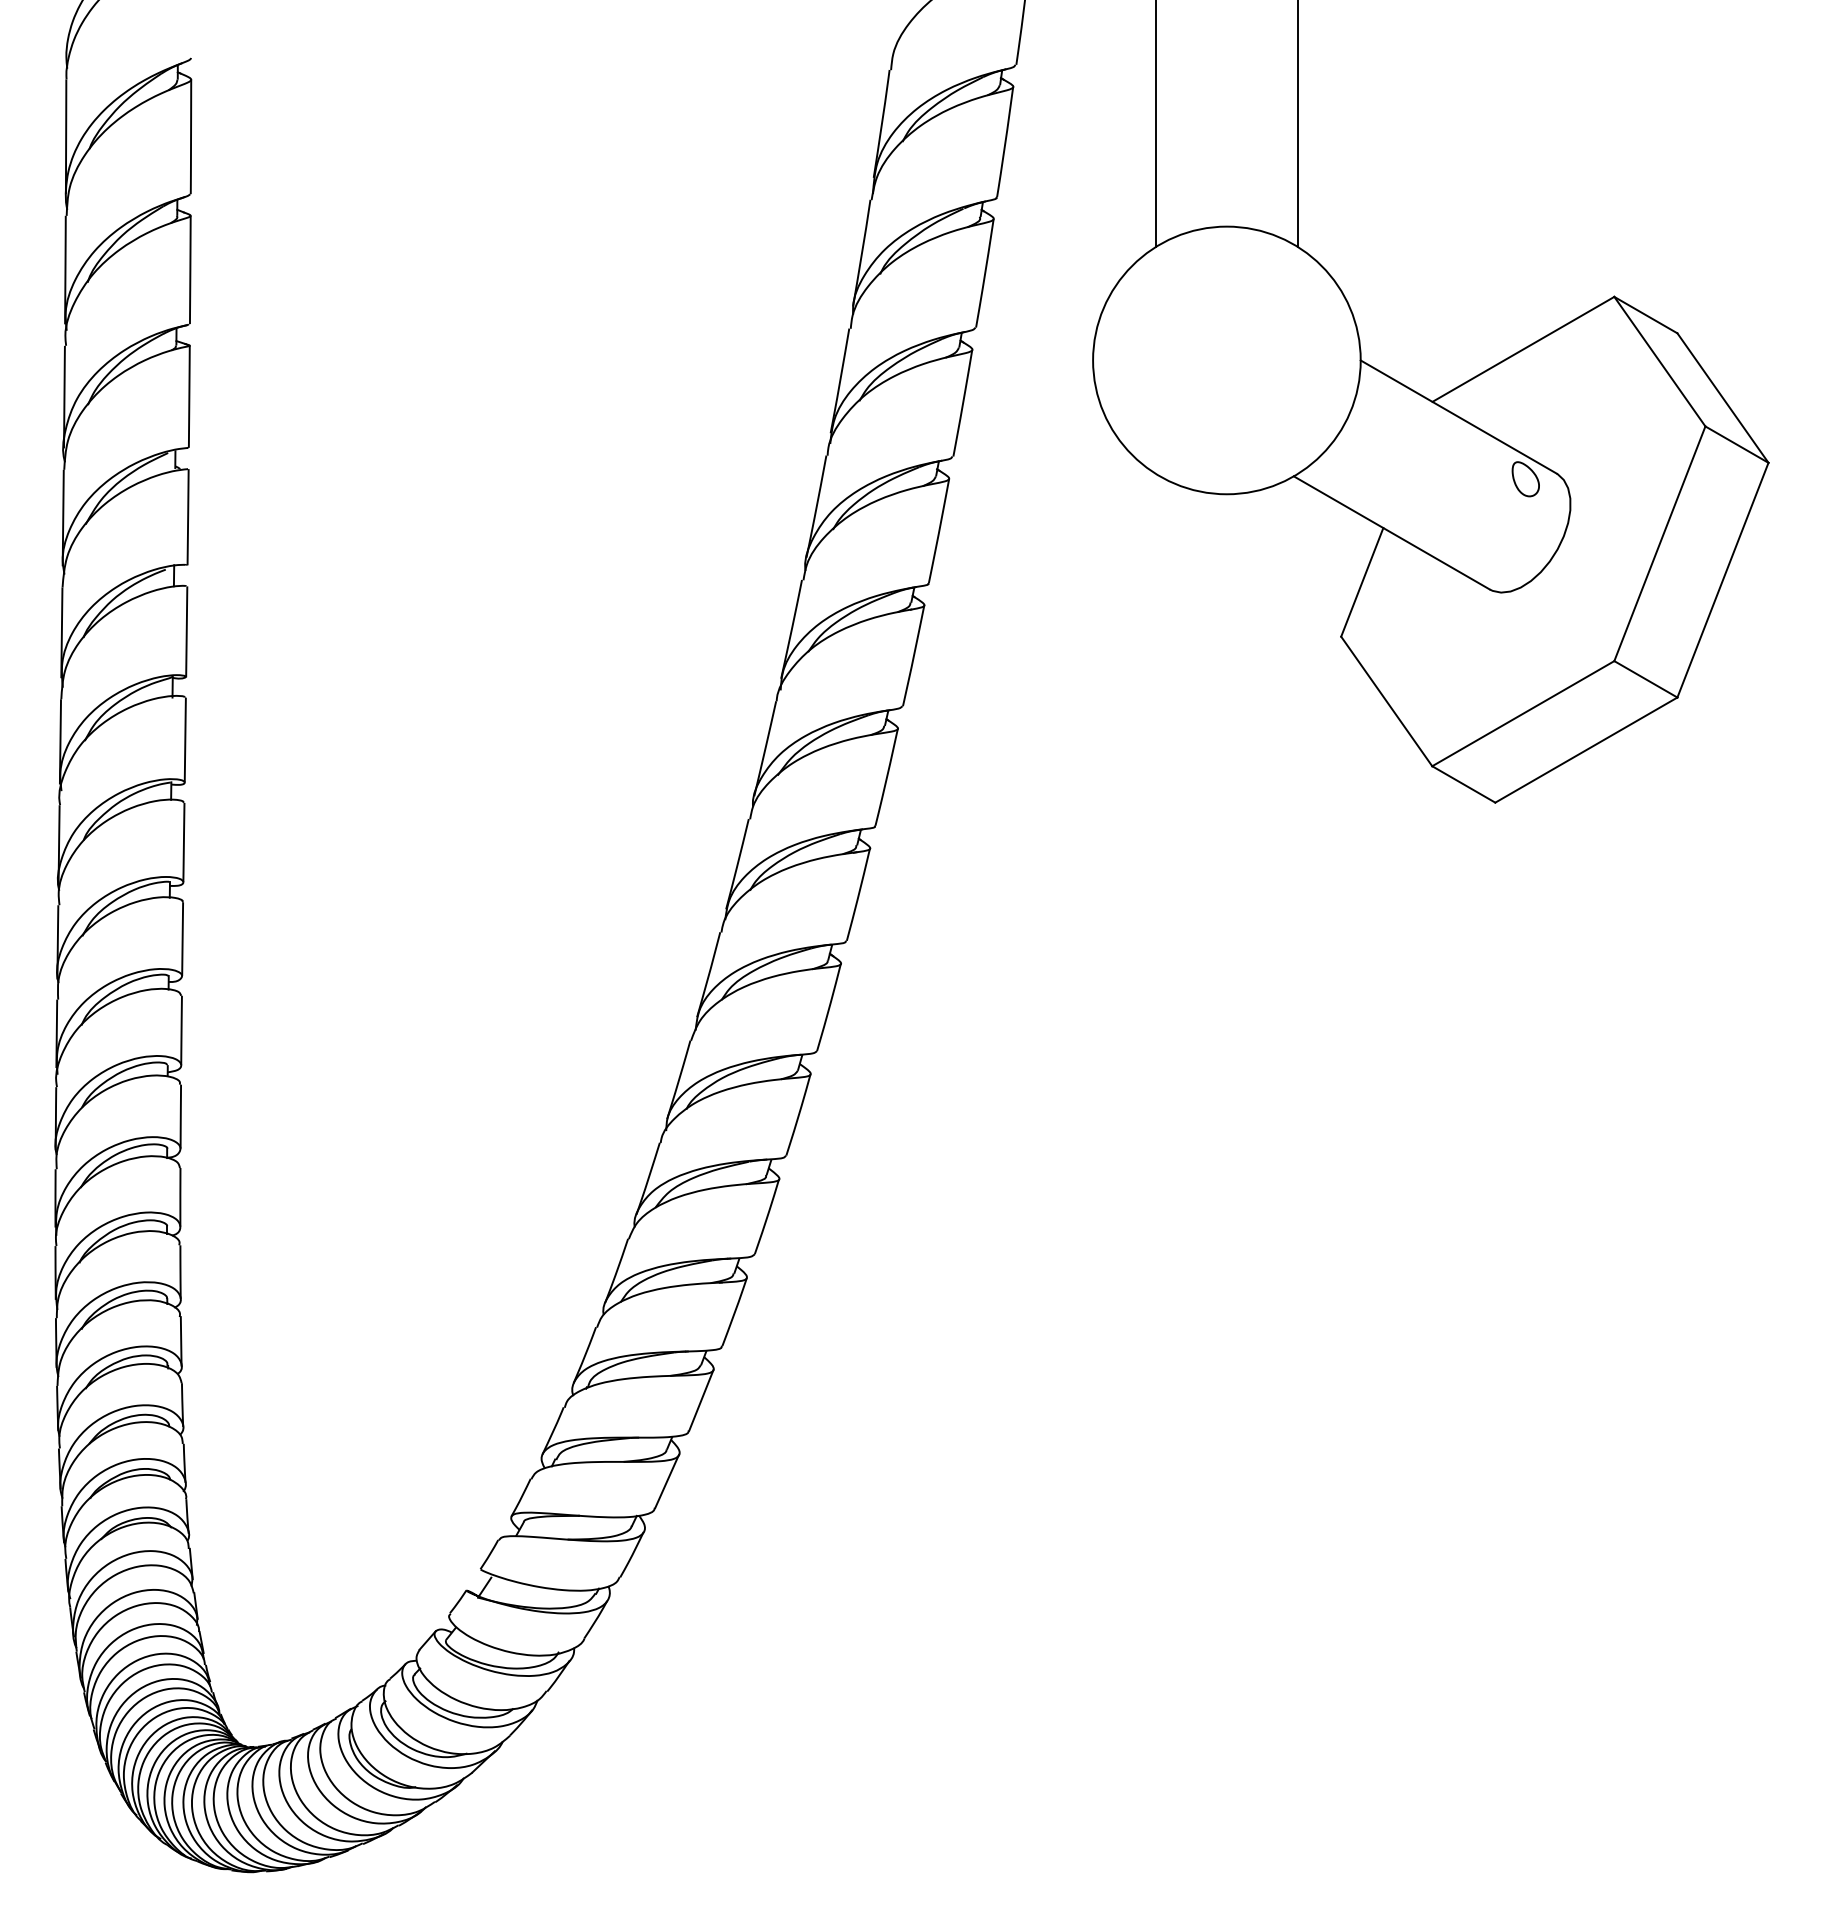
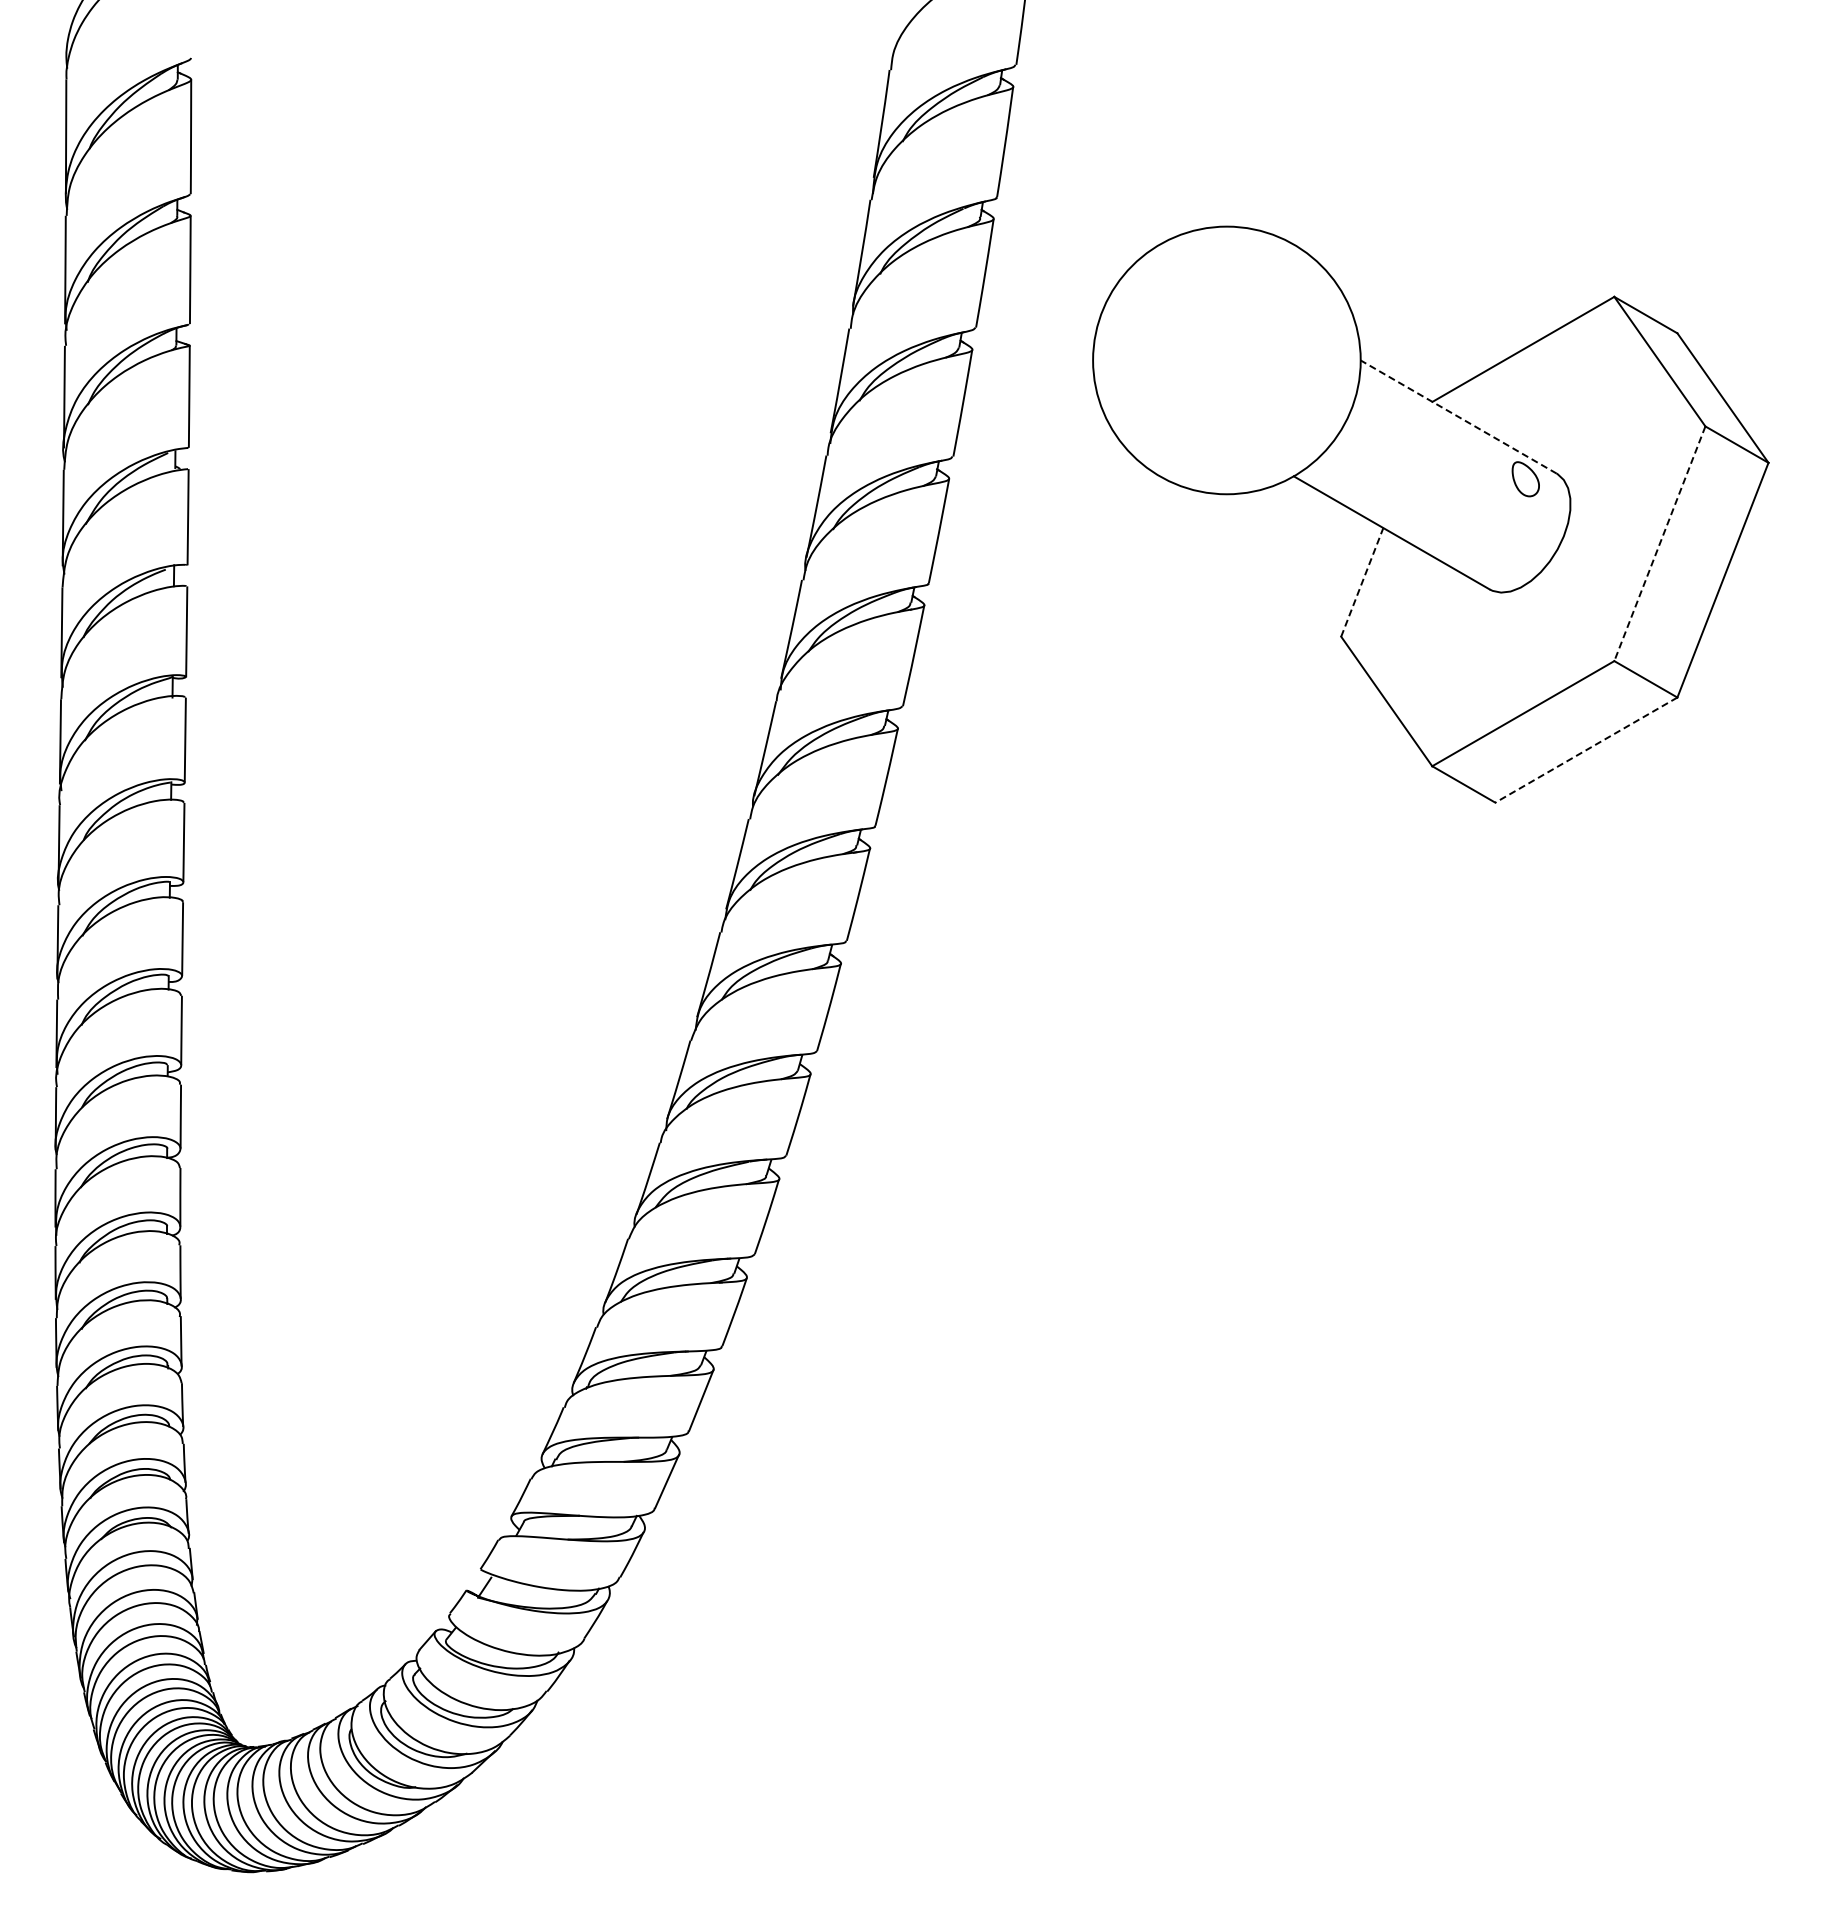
line: present -> none (1155, 124)
line: present -> none (1298, 124)
line: solid -> dashed (1458, 416)
line: solid -> dashed (1659, 543)
line: solid -> dashed (1362, 581)
line: solid -> dashed (1585, 750)
